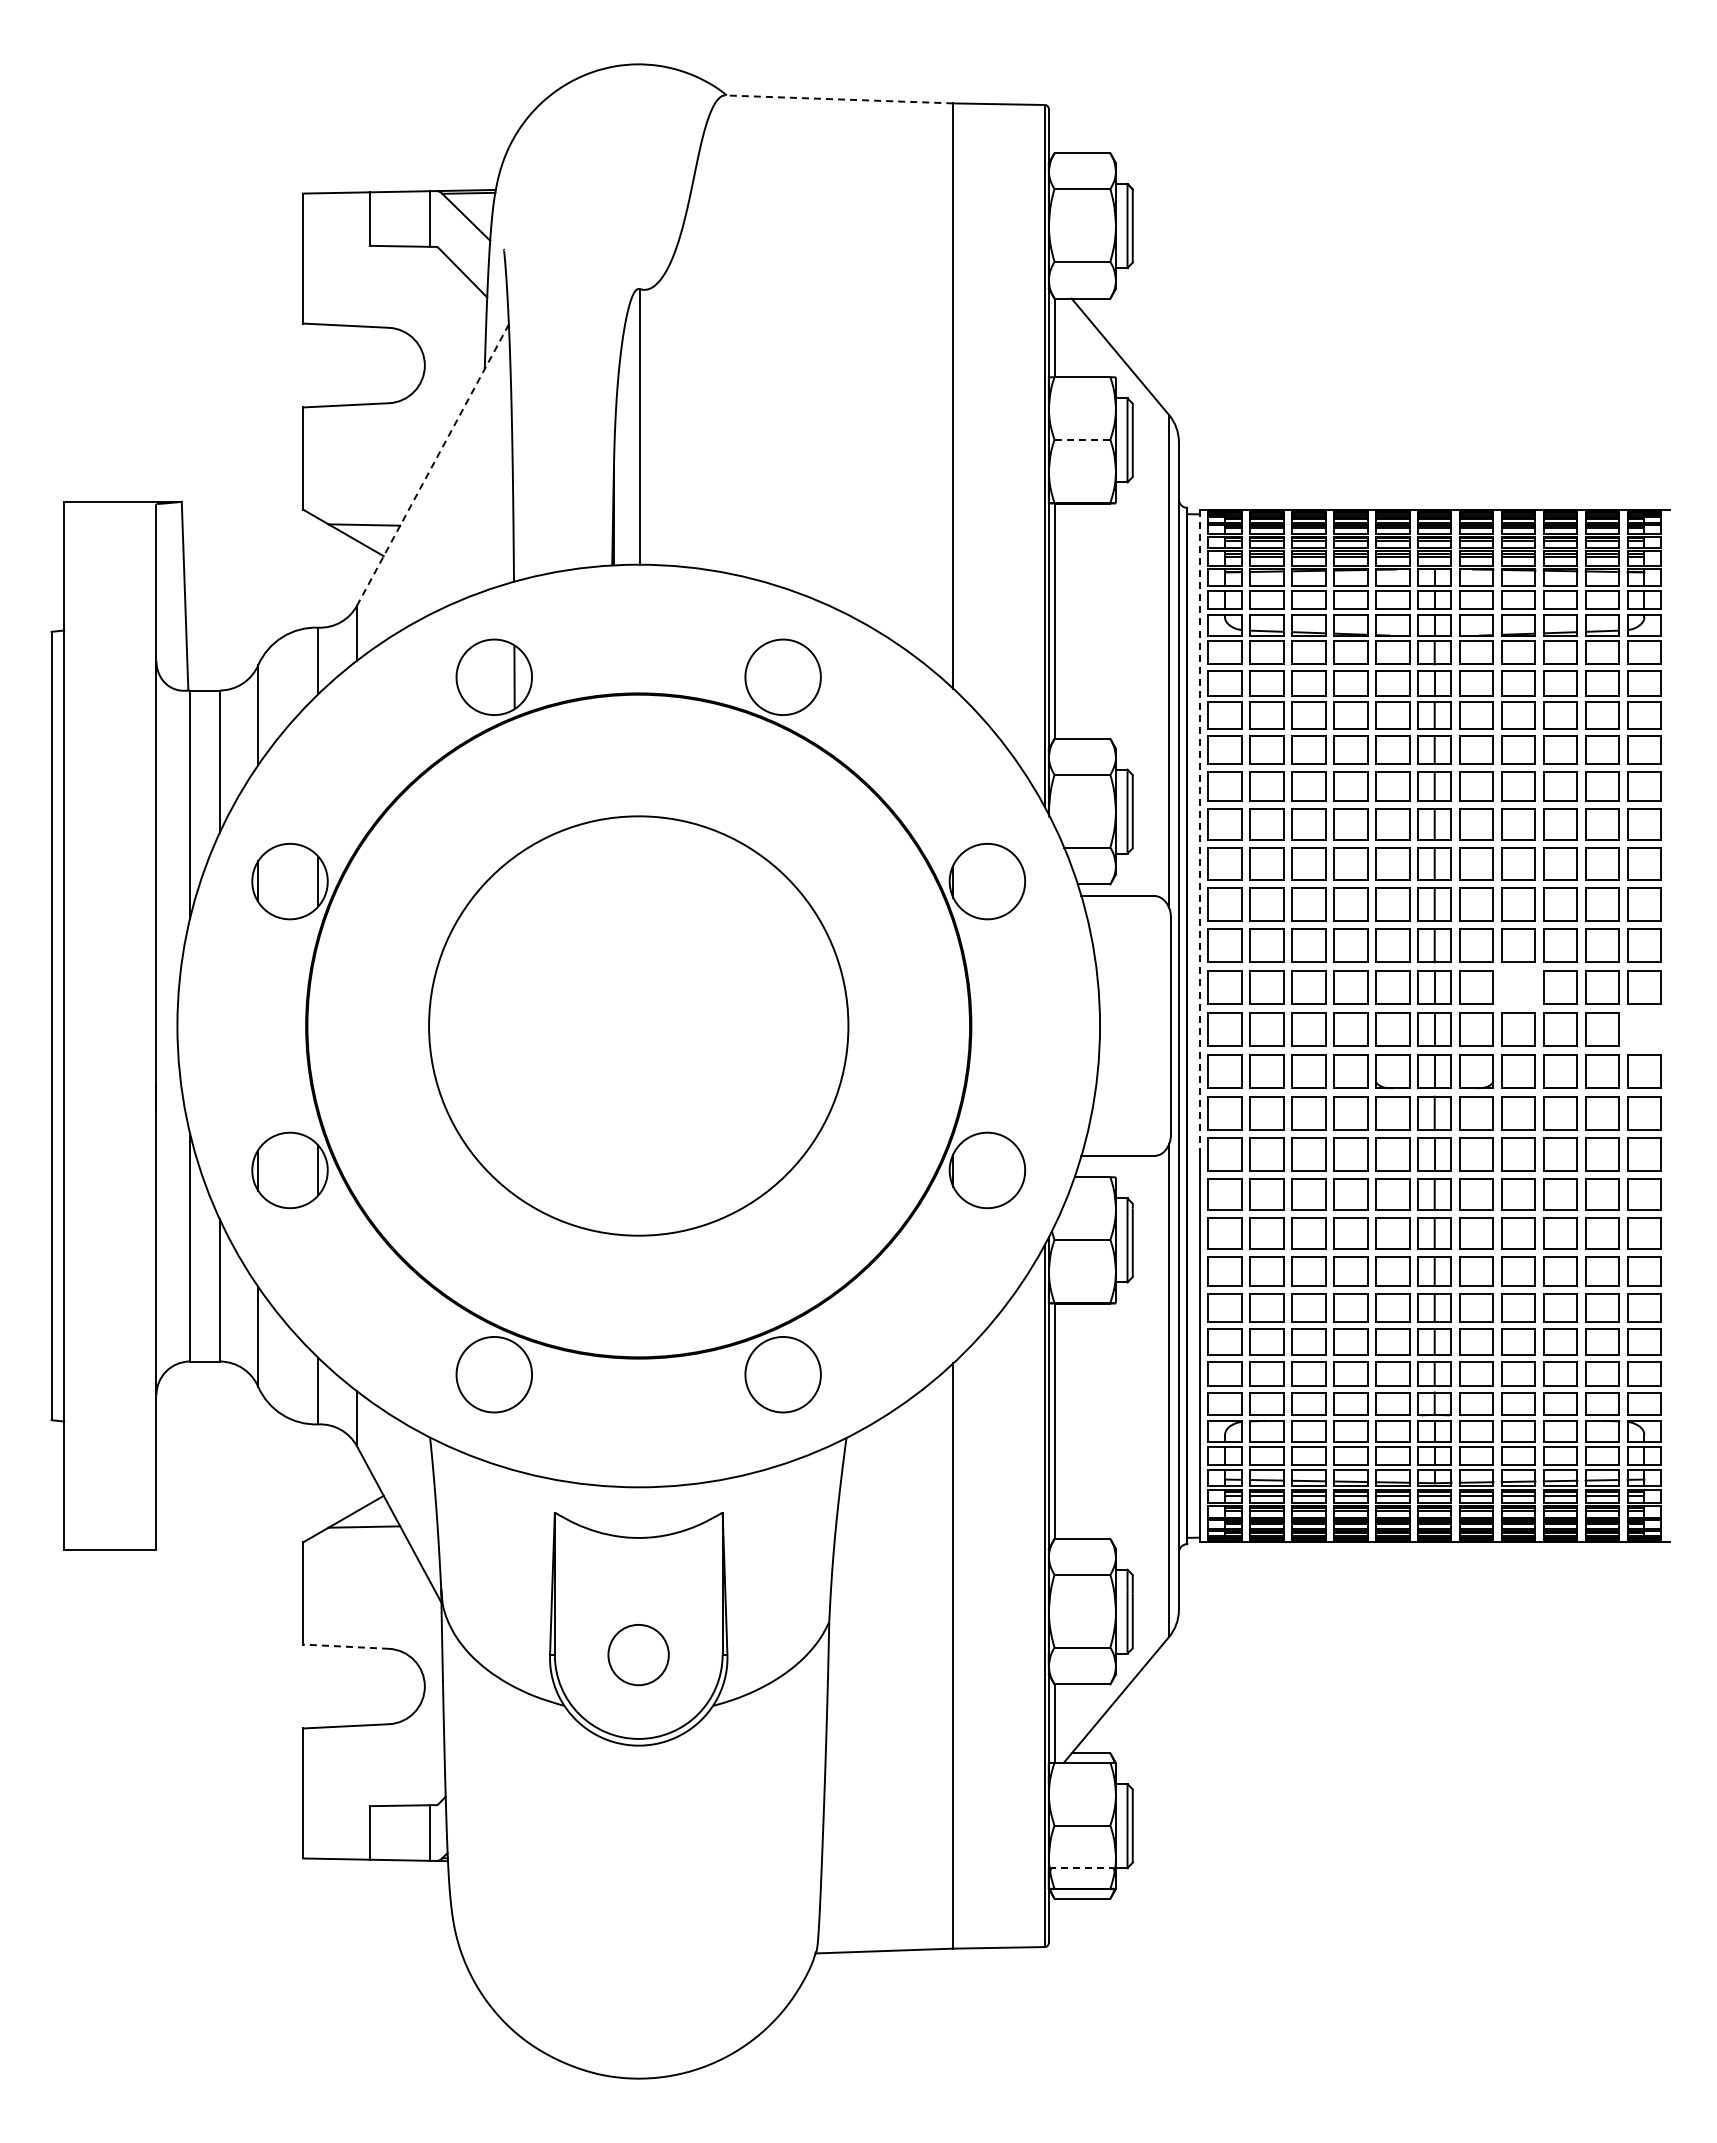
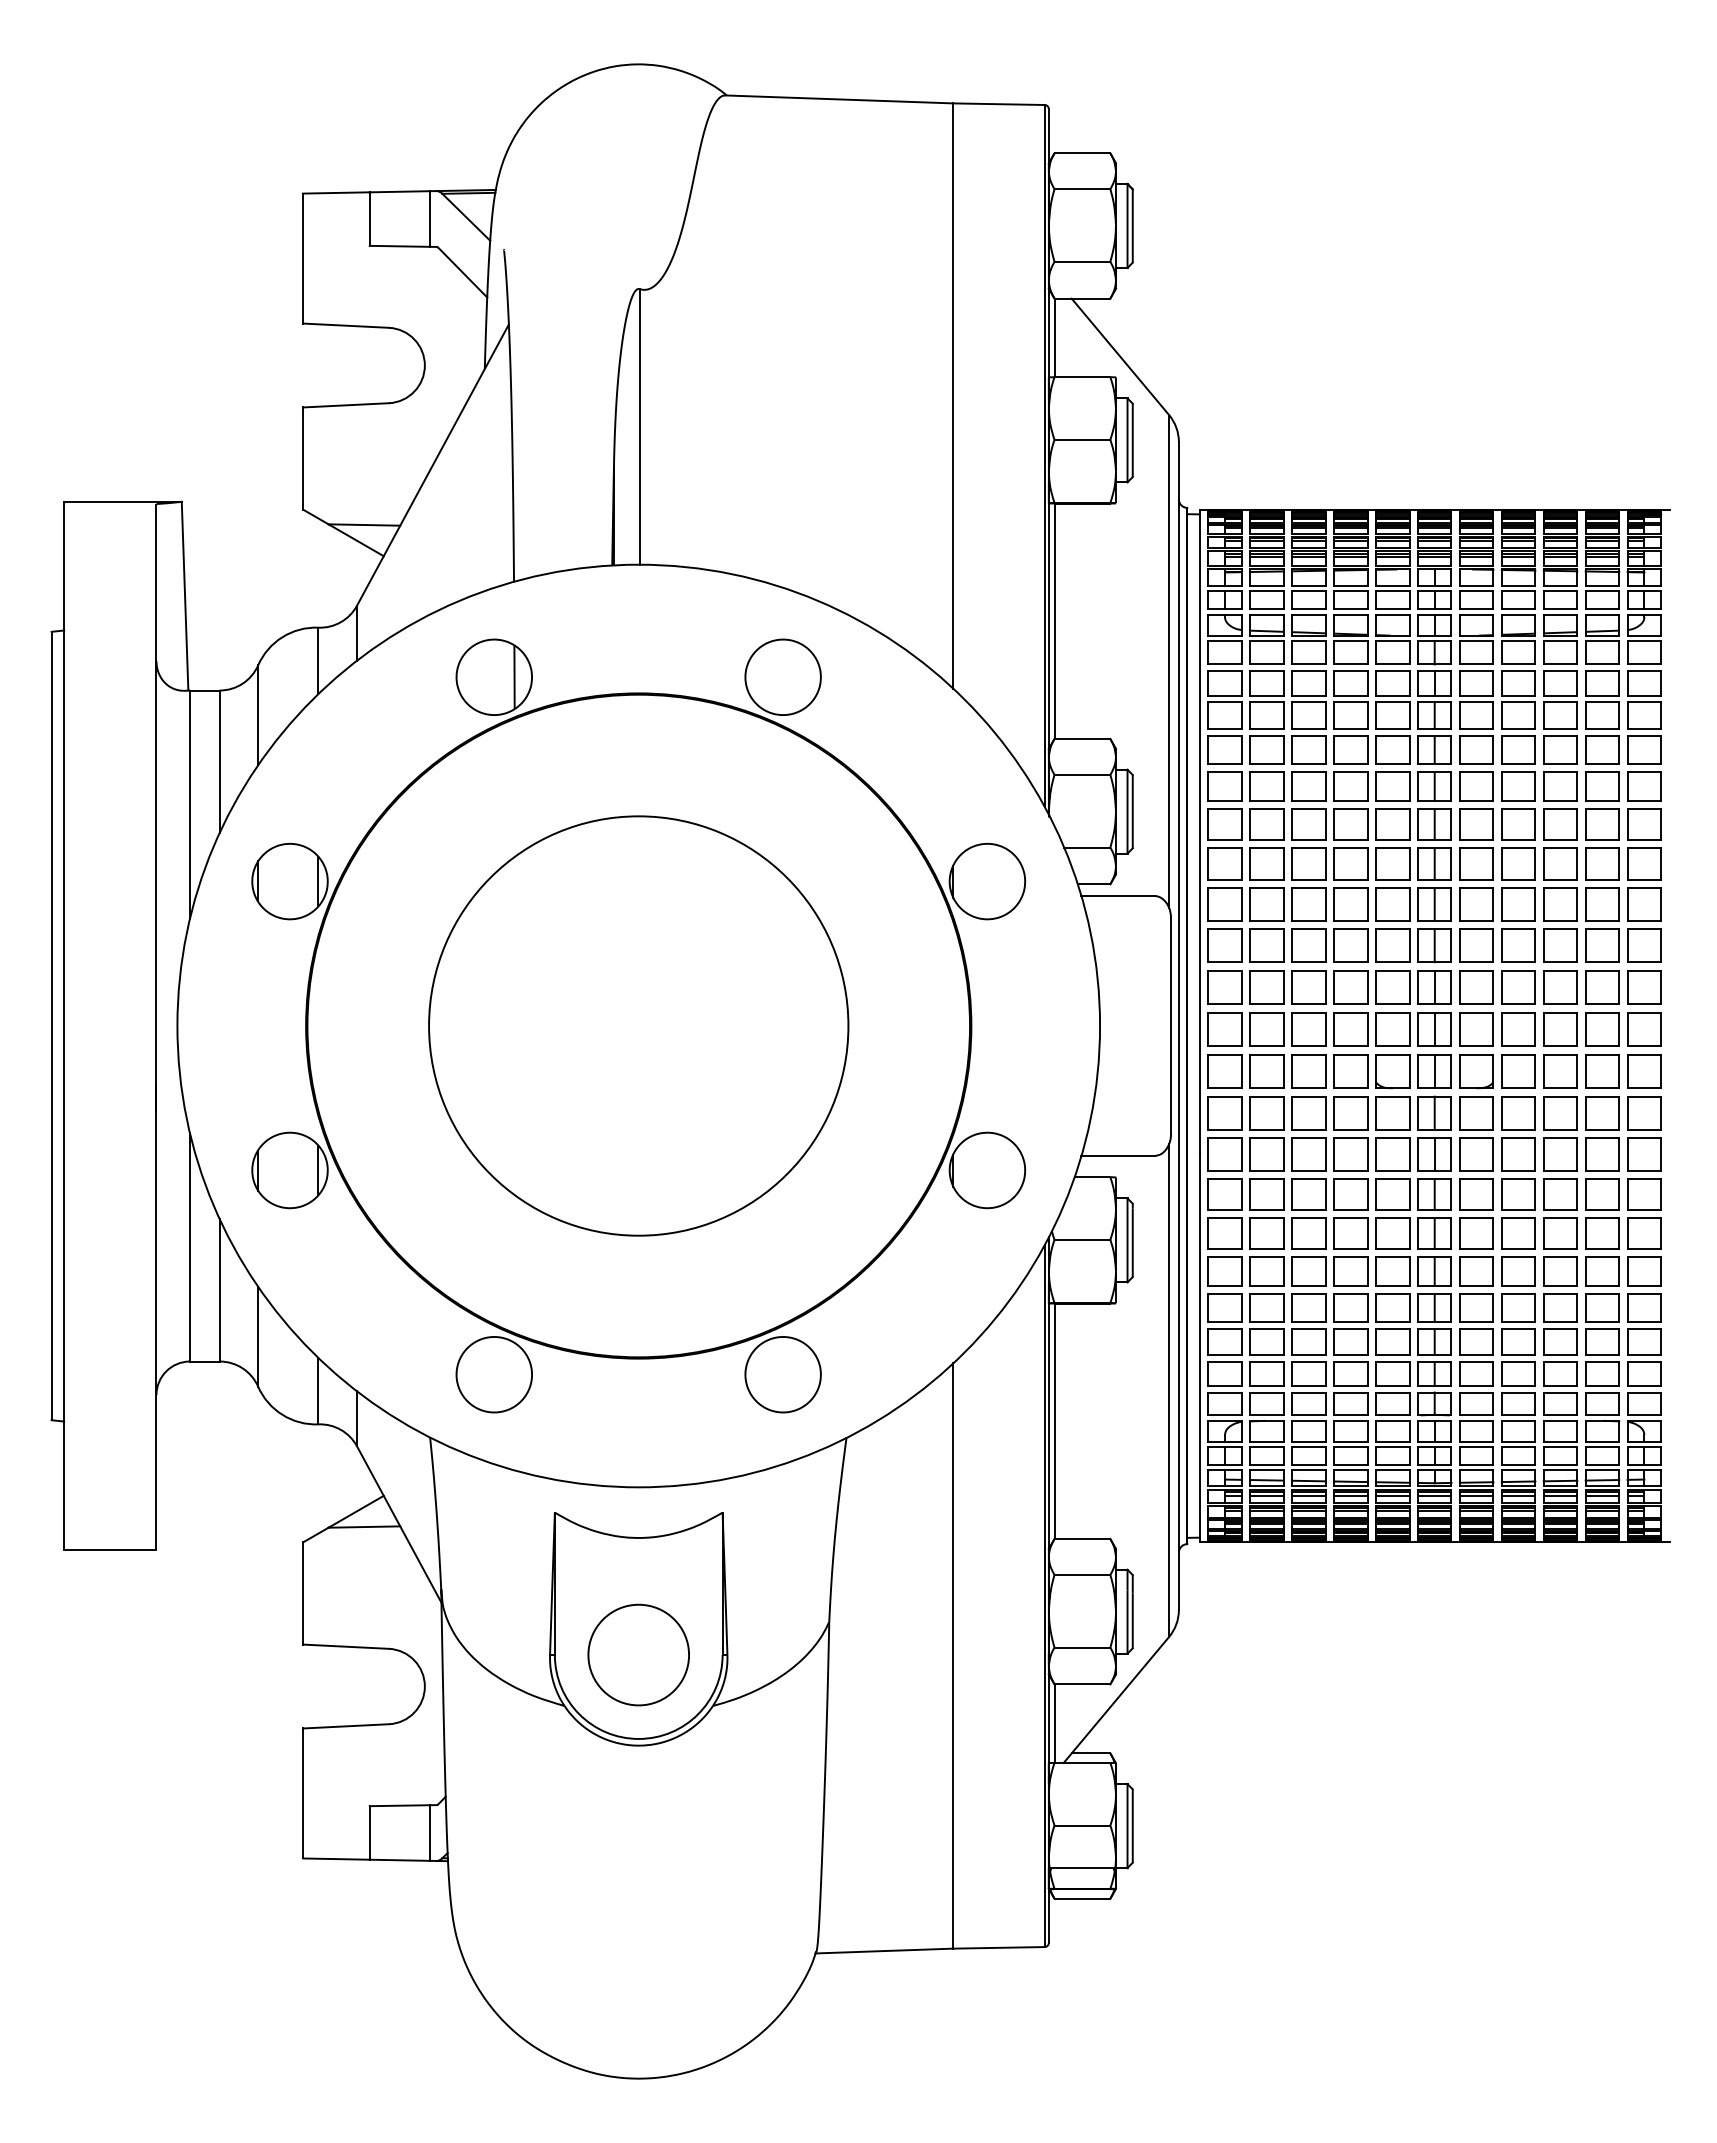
line: dashed -> solid (838, 99)
line: dashed -> solid (1082, 439)
line: dashed -> solid (432, 465)
line: dashed -> solid (1199, 832)
part: none -> present (1518, 987)
part: none -> present (1644, 1029)
line: dashed -> solid (346, 1646)
circle size: 63x63 px -> 103x104 px (638, 1654)
line: dashed -> solid (1081, 1868)
